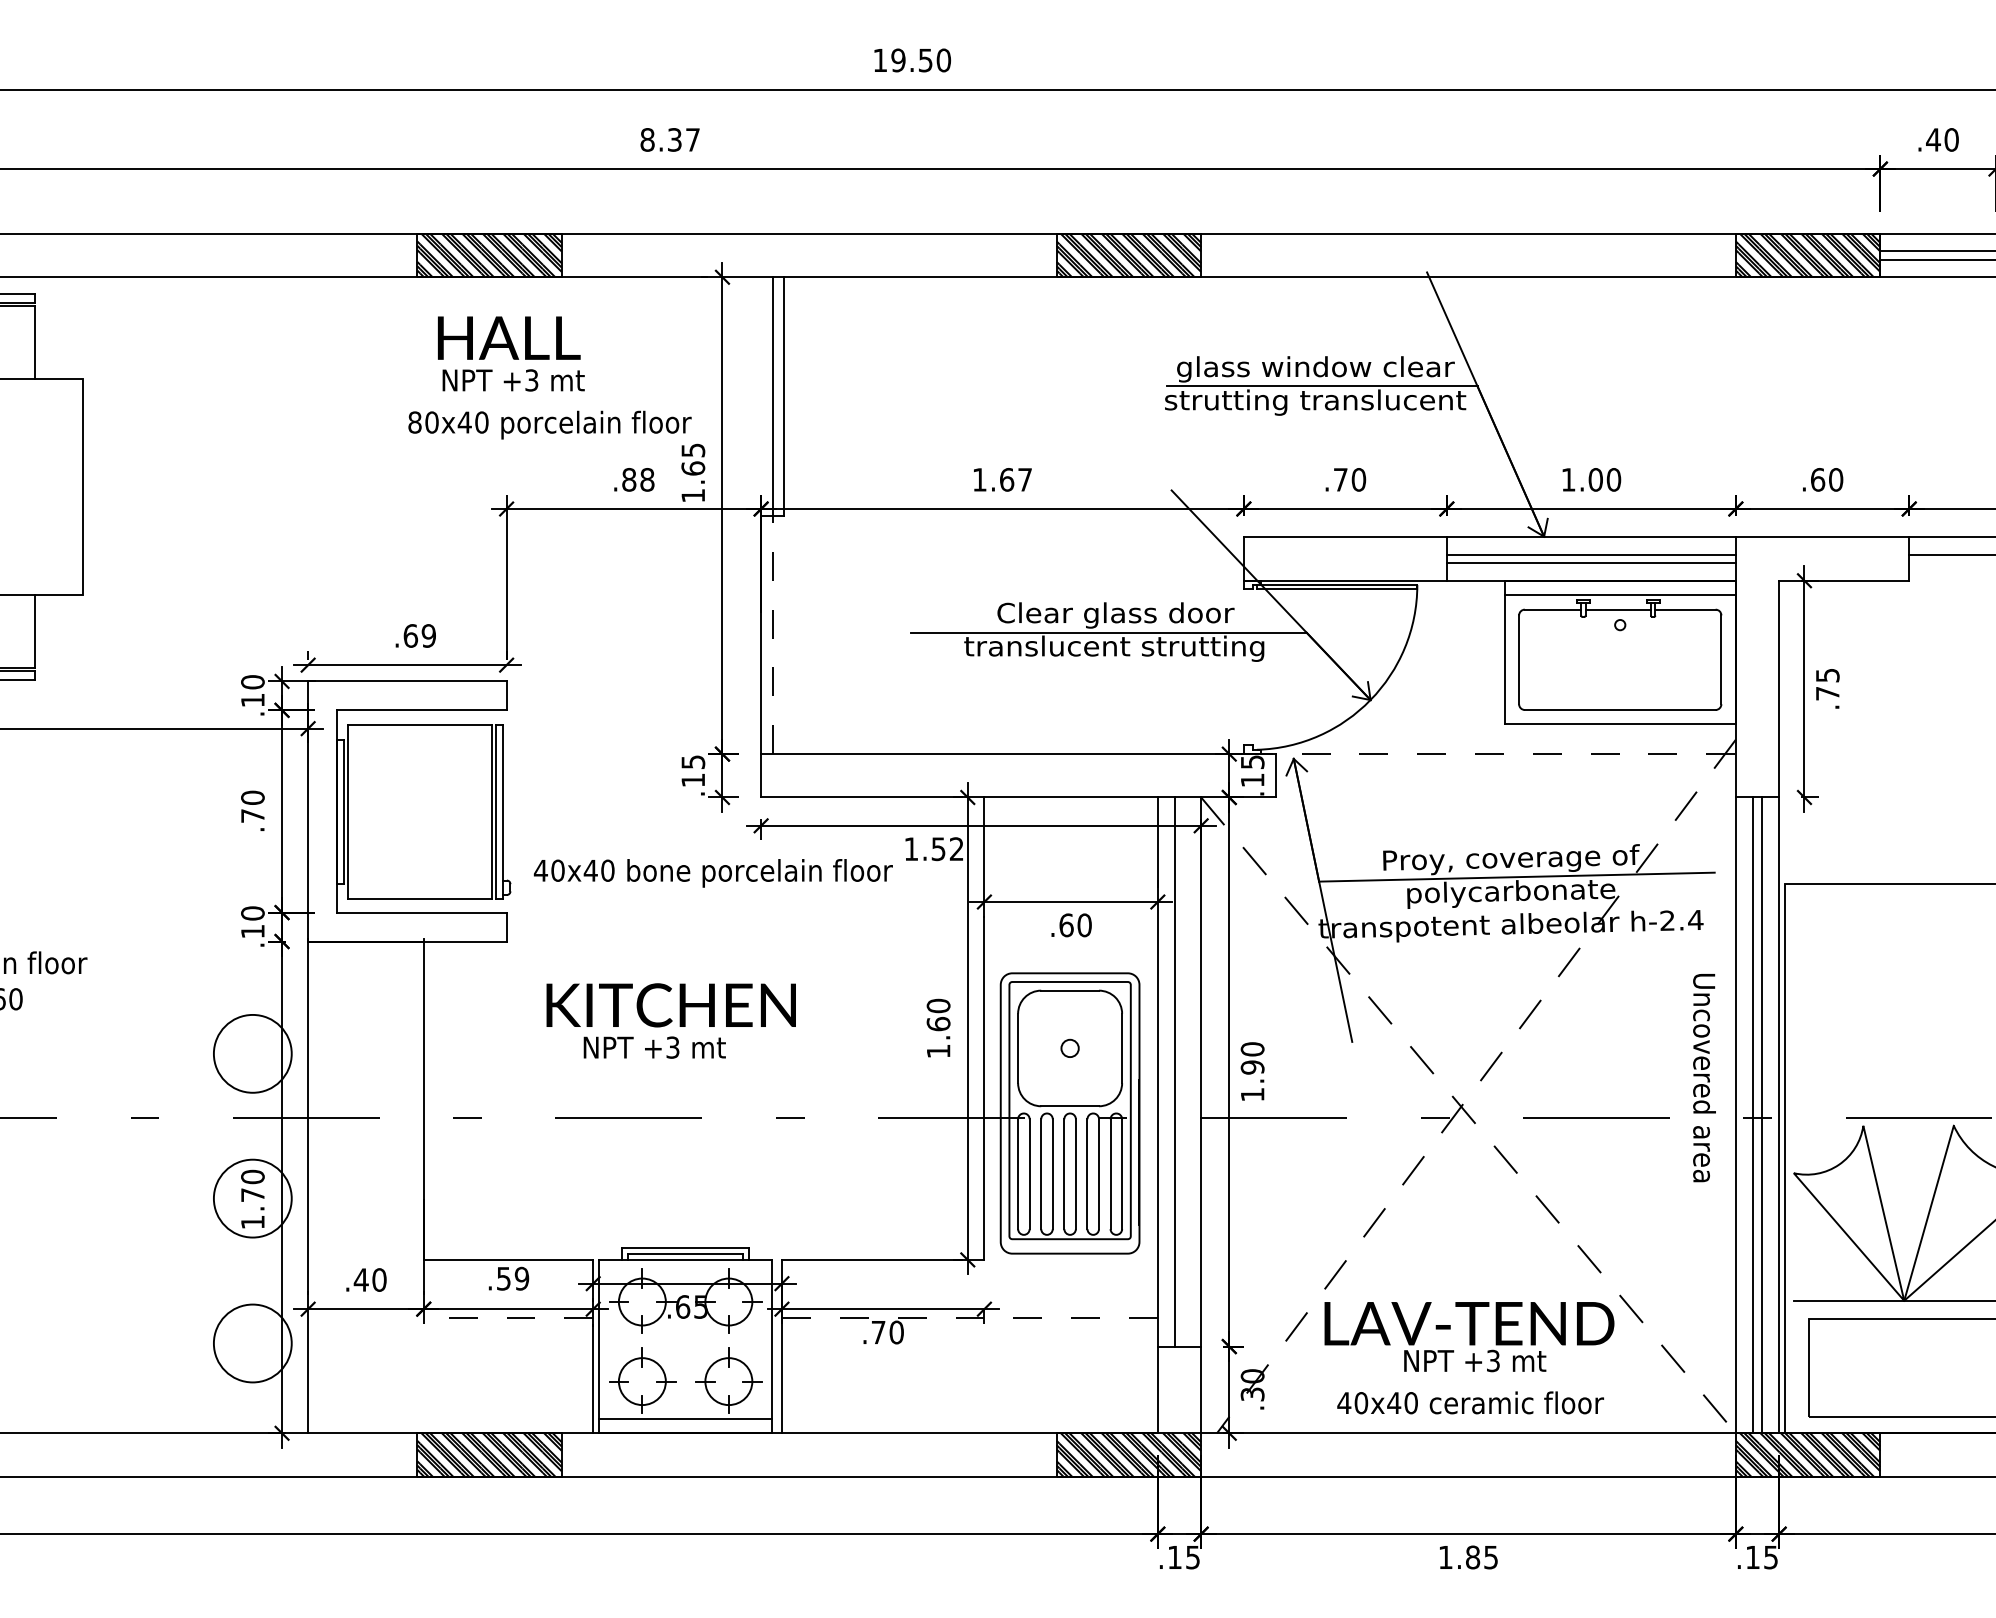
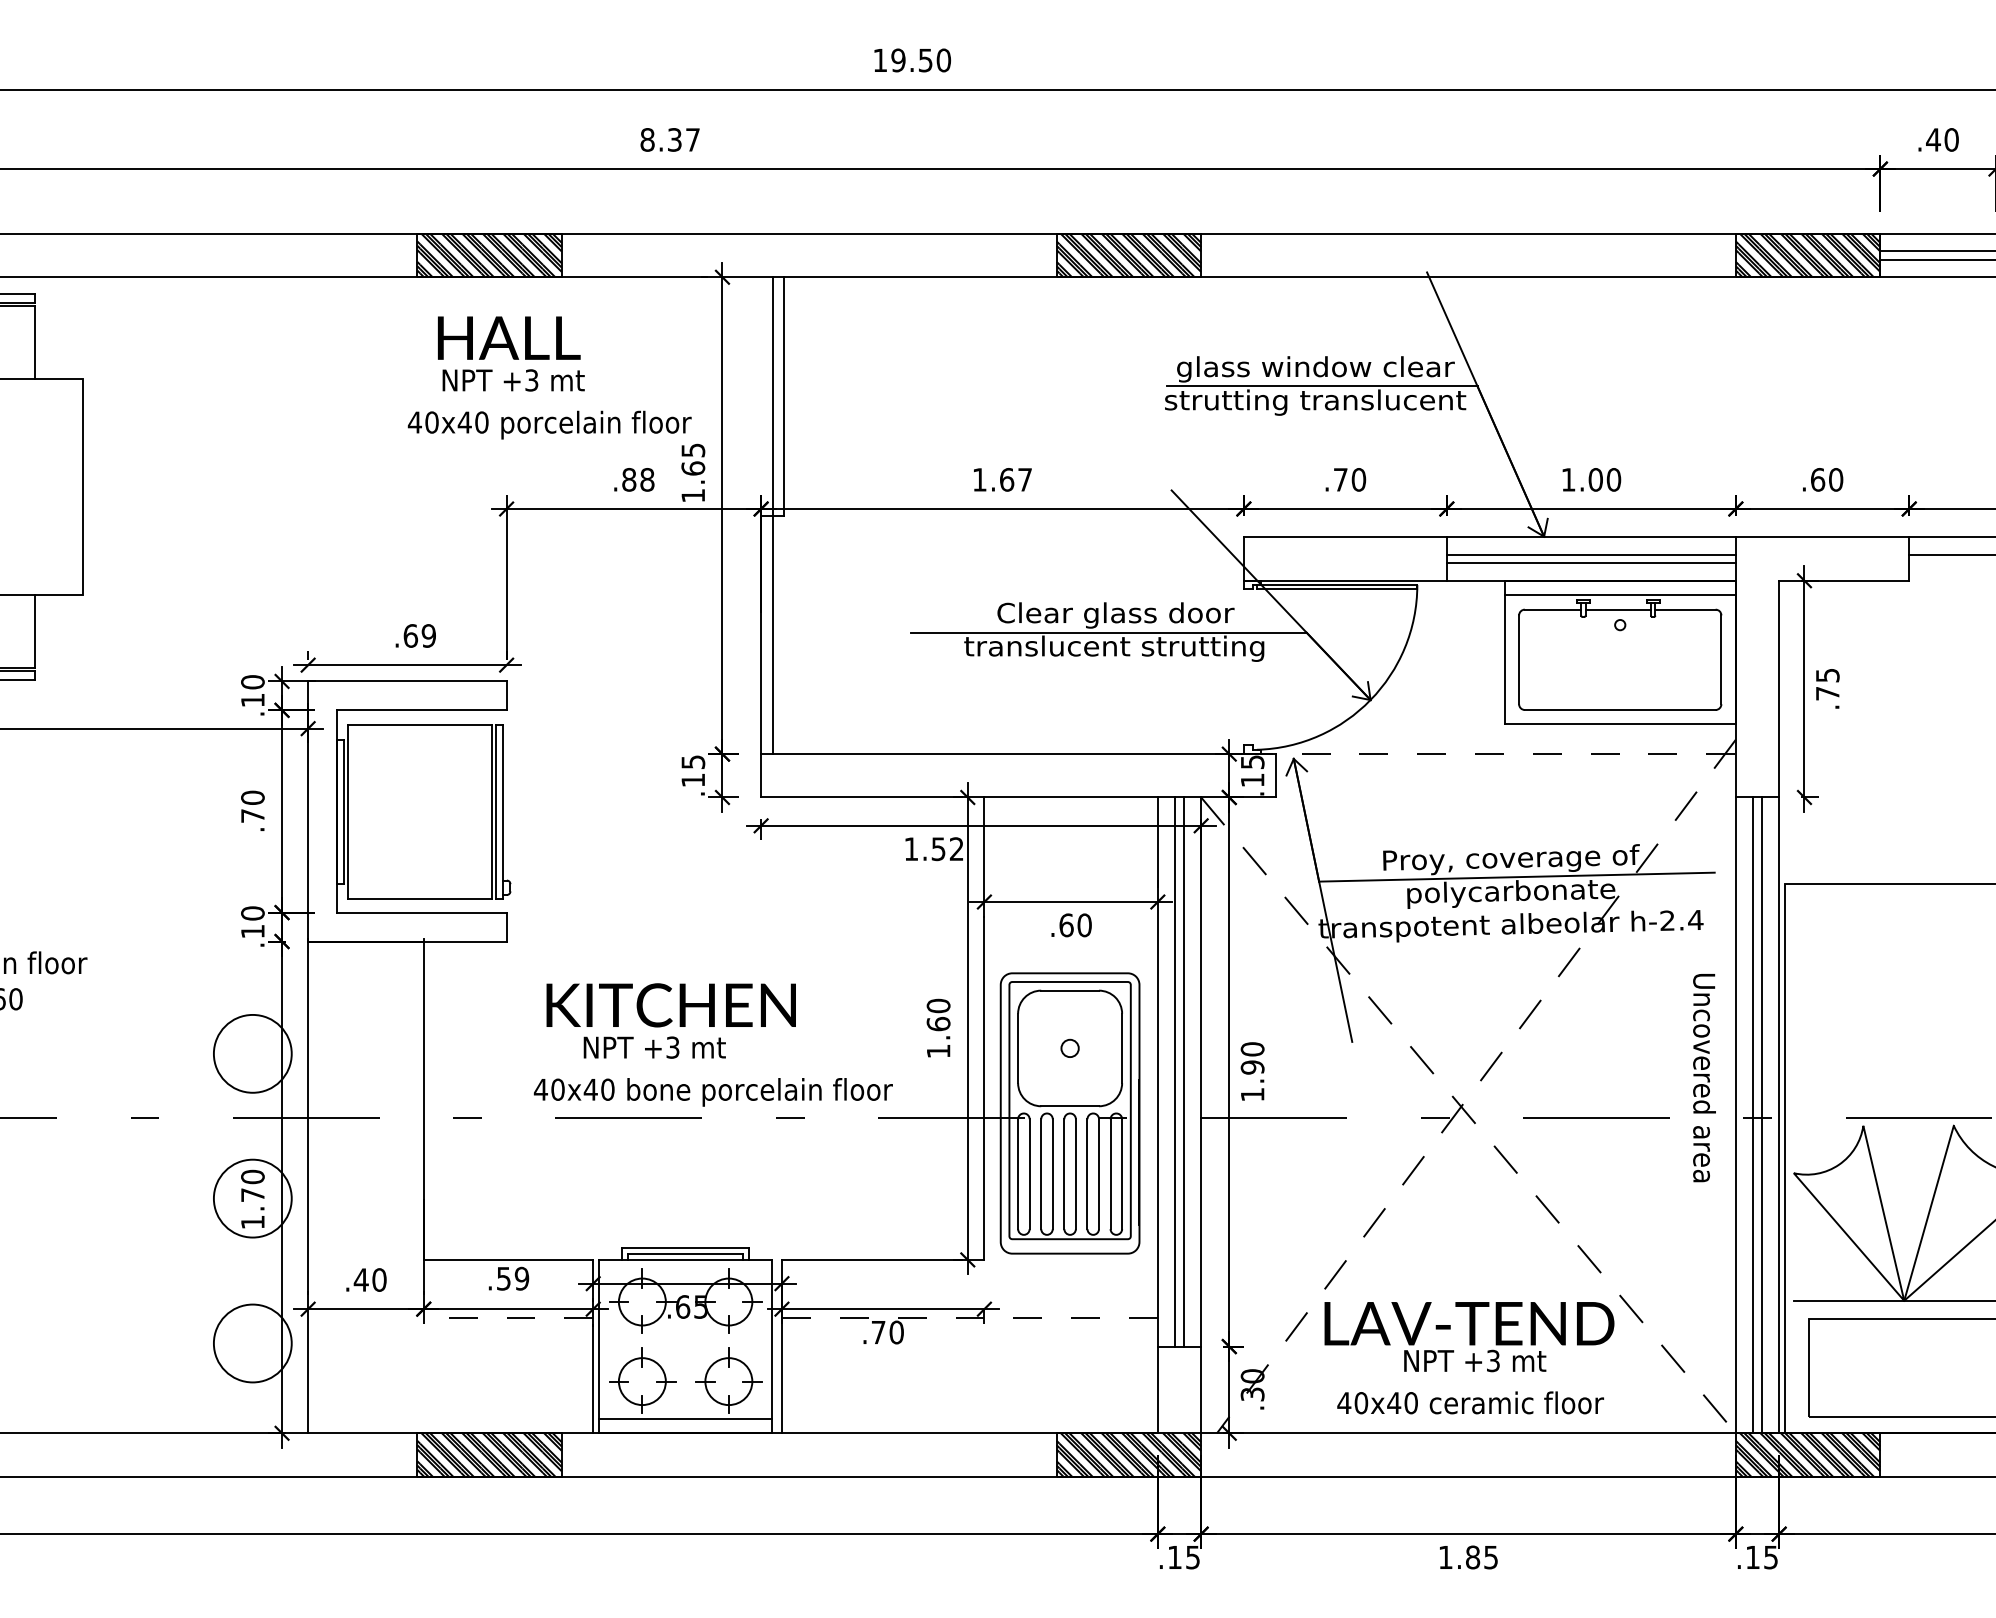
text: 80x40 -> 40x40 (414, 422)
line: dashed -> solid (772, 634)
text position: (712, 873) -> (712, 1092) (712, 1092)
line: none -> present (1183, 1071)
